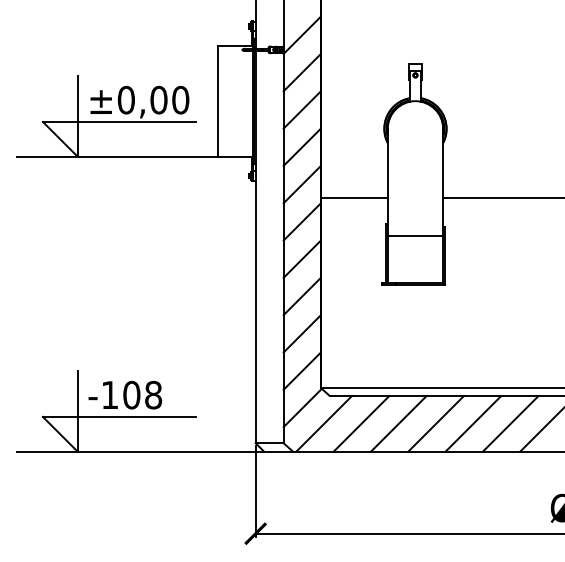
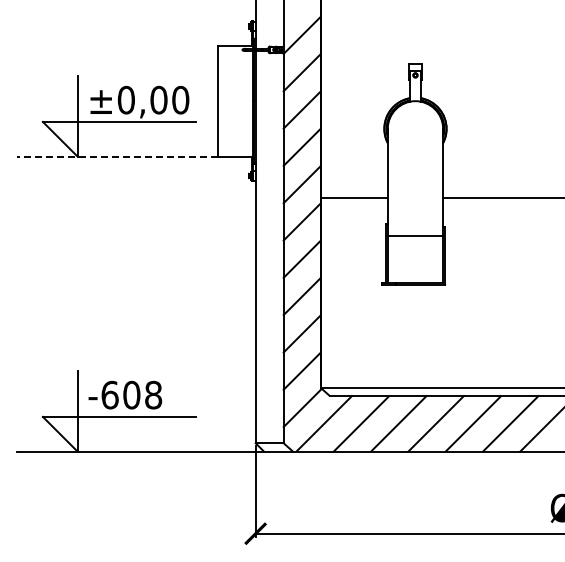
line: solid -> dashed (117, 156)
text: -108 -> -608 (109, 394)
